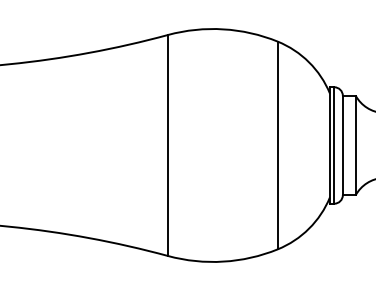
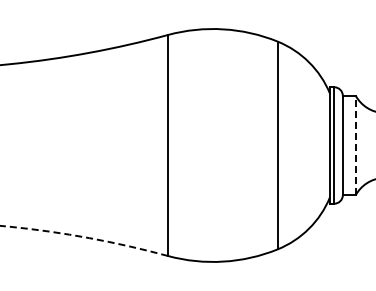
line: solid -> dashed (355, 145)
arc: solid -> dashed (84, 237)
